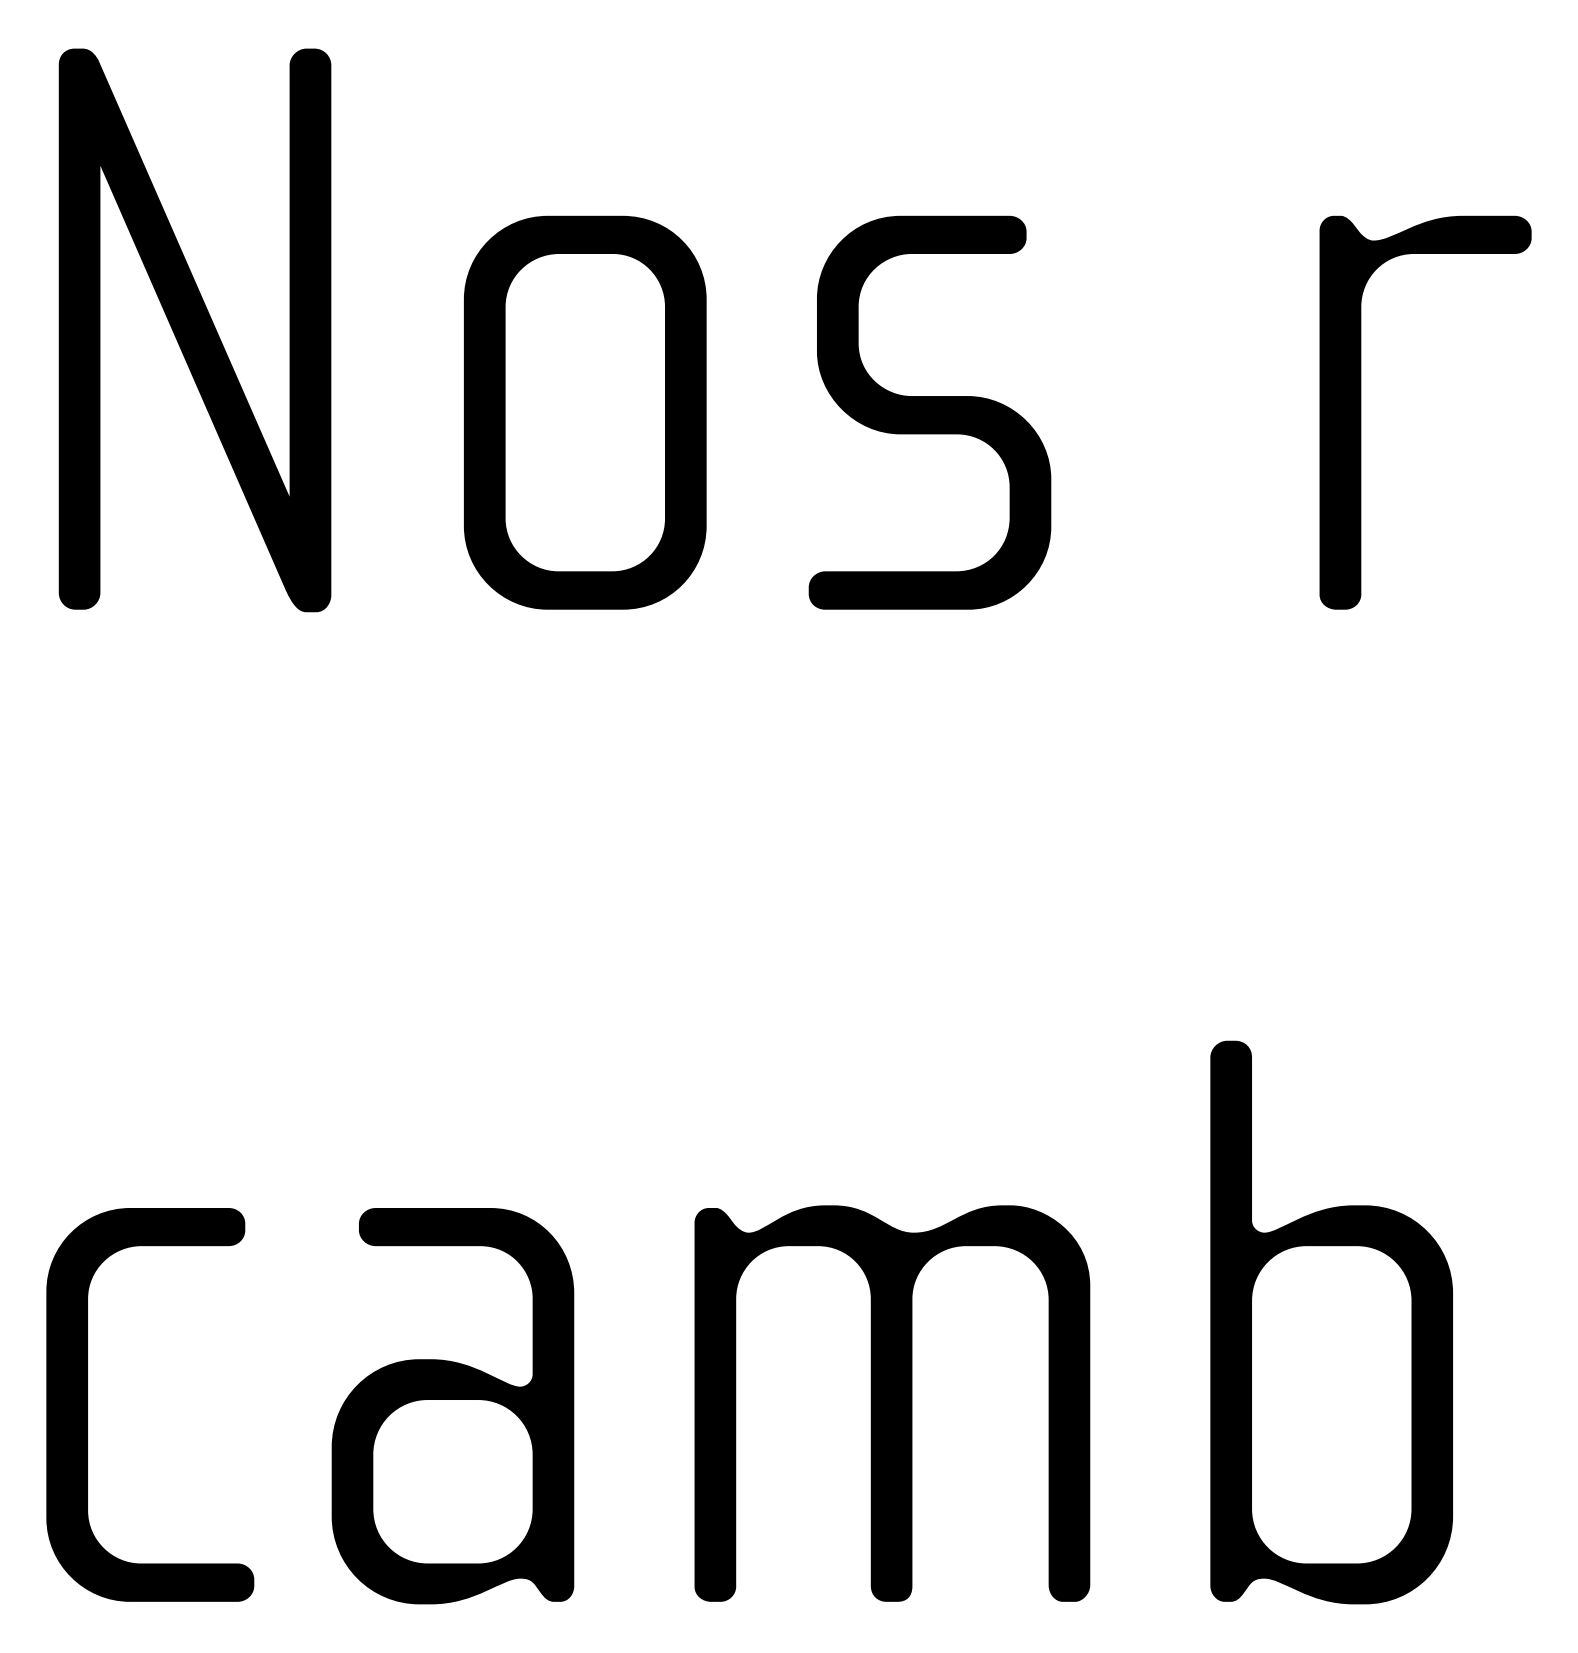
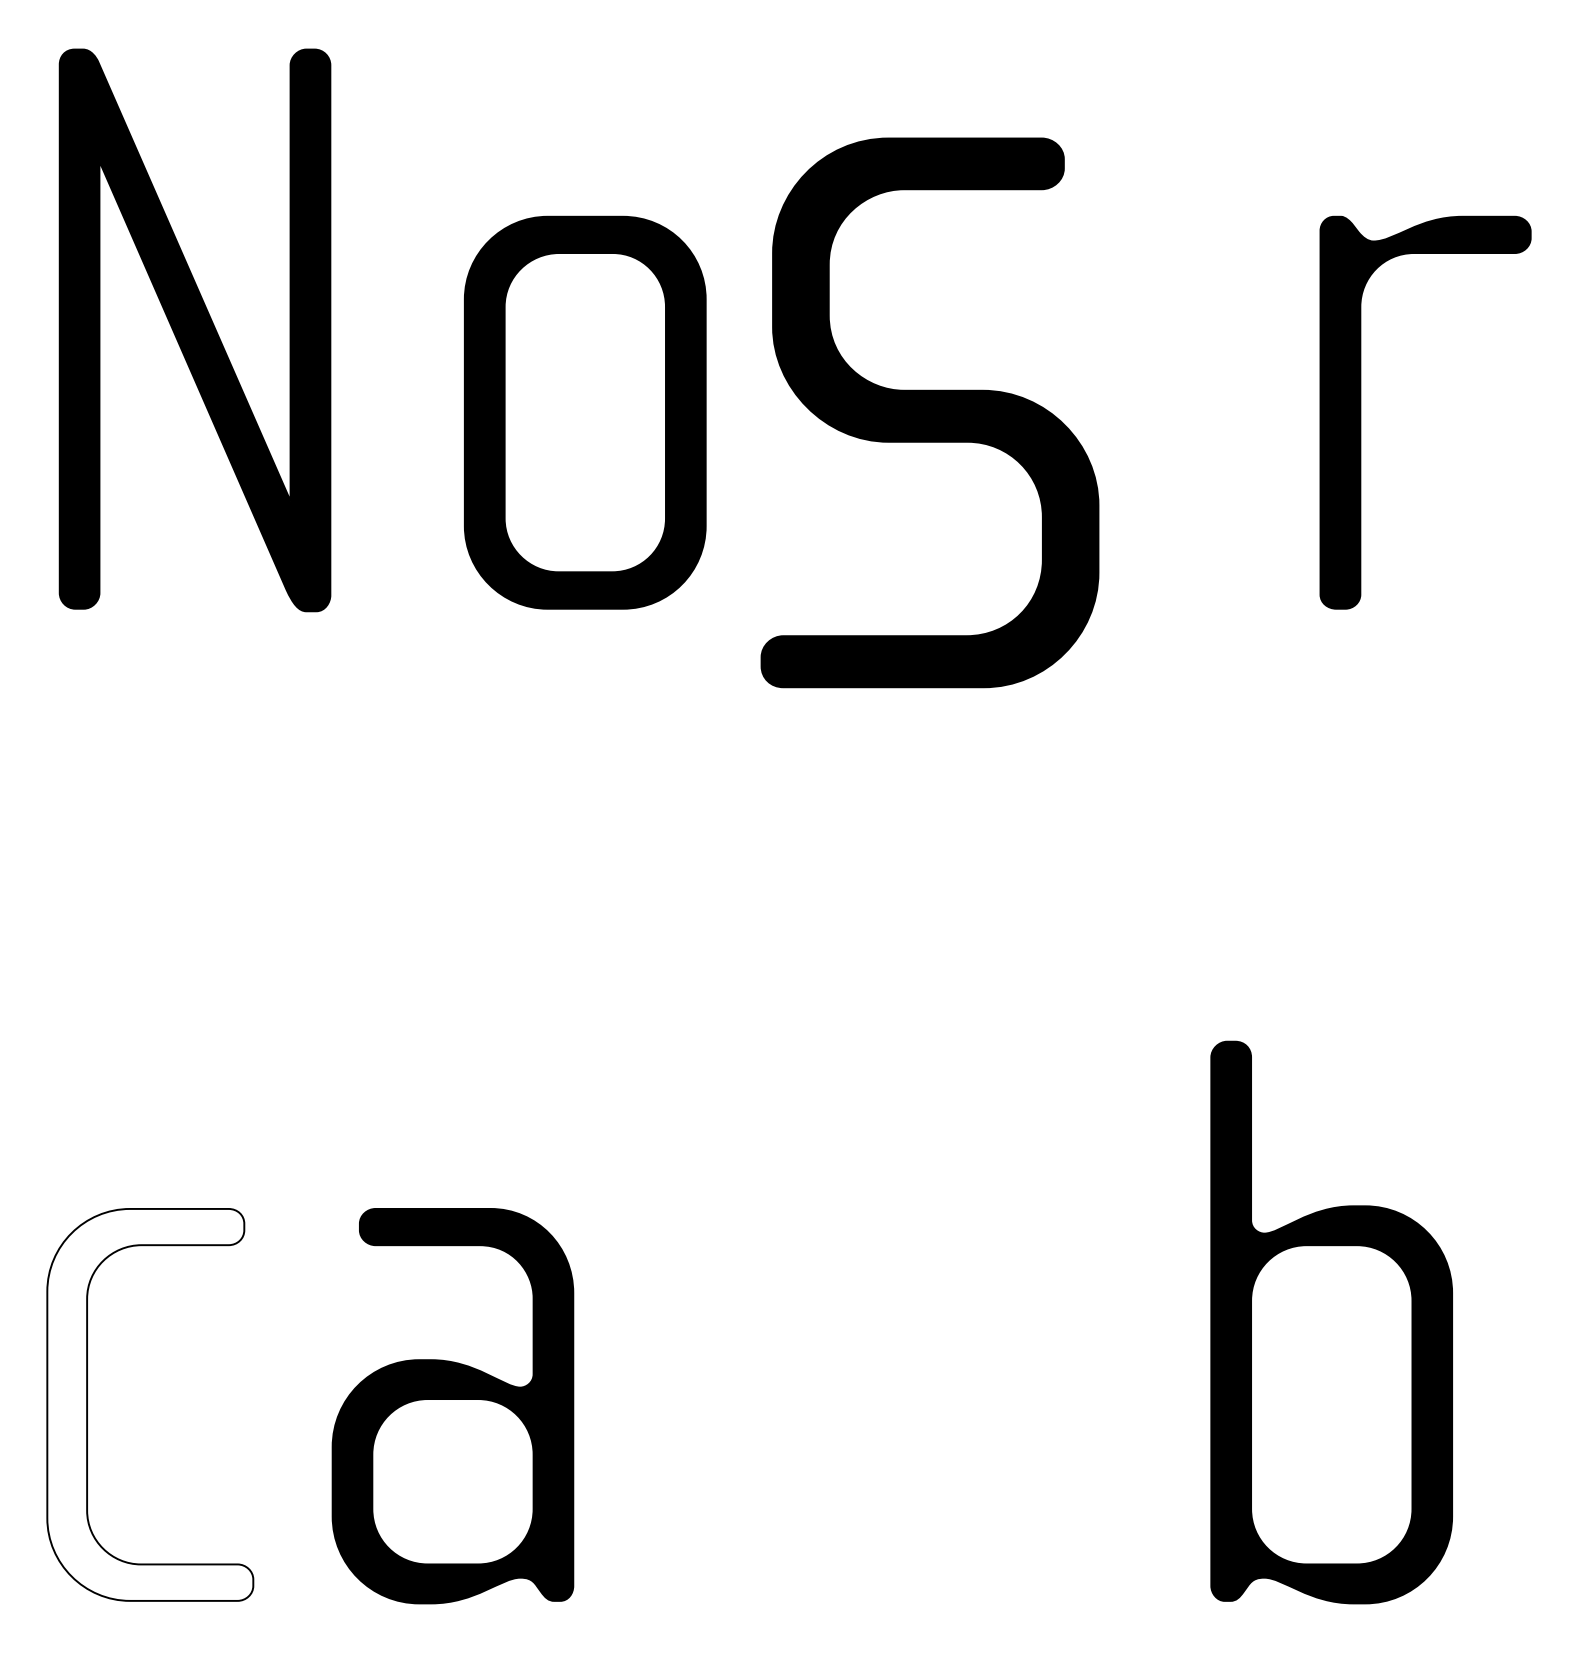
part size: 244x395 px -> 340x552 px (929, 412)
part: present -> none (892, 1403)
fill: present -> none (150, 1404)
